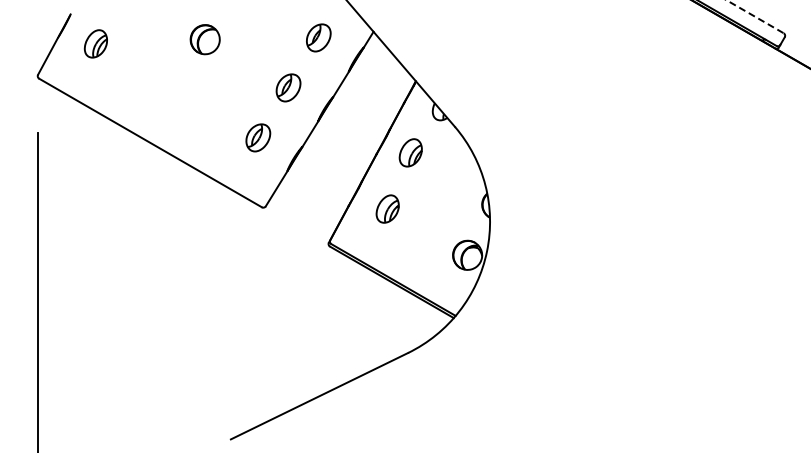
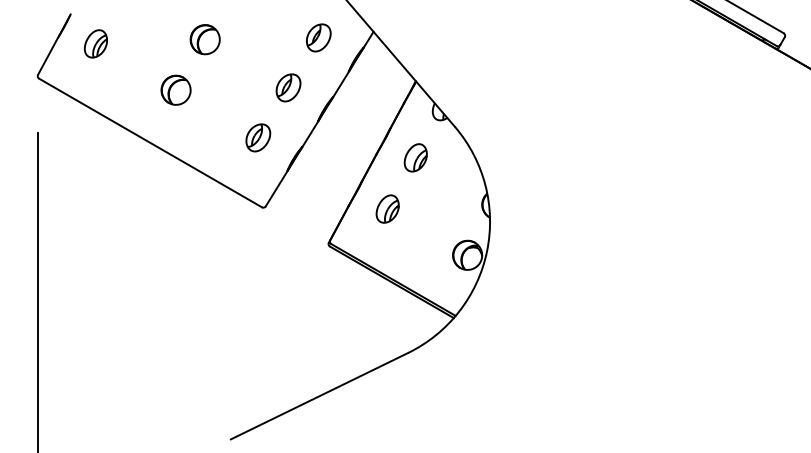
line: dashed -> solid (755, 16)
part: none -> present (175, 89)
part position: (410, 152) -> (415, 157) (415, 157)
